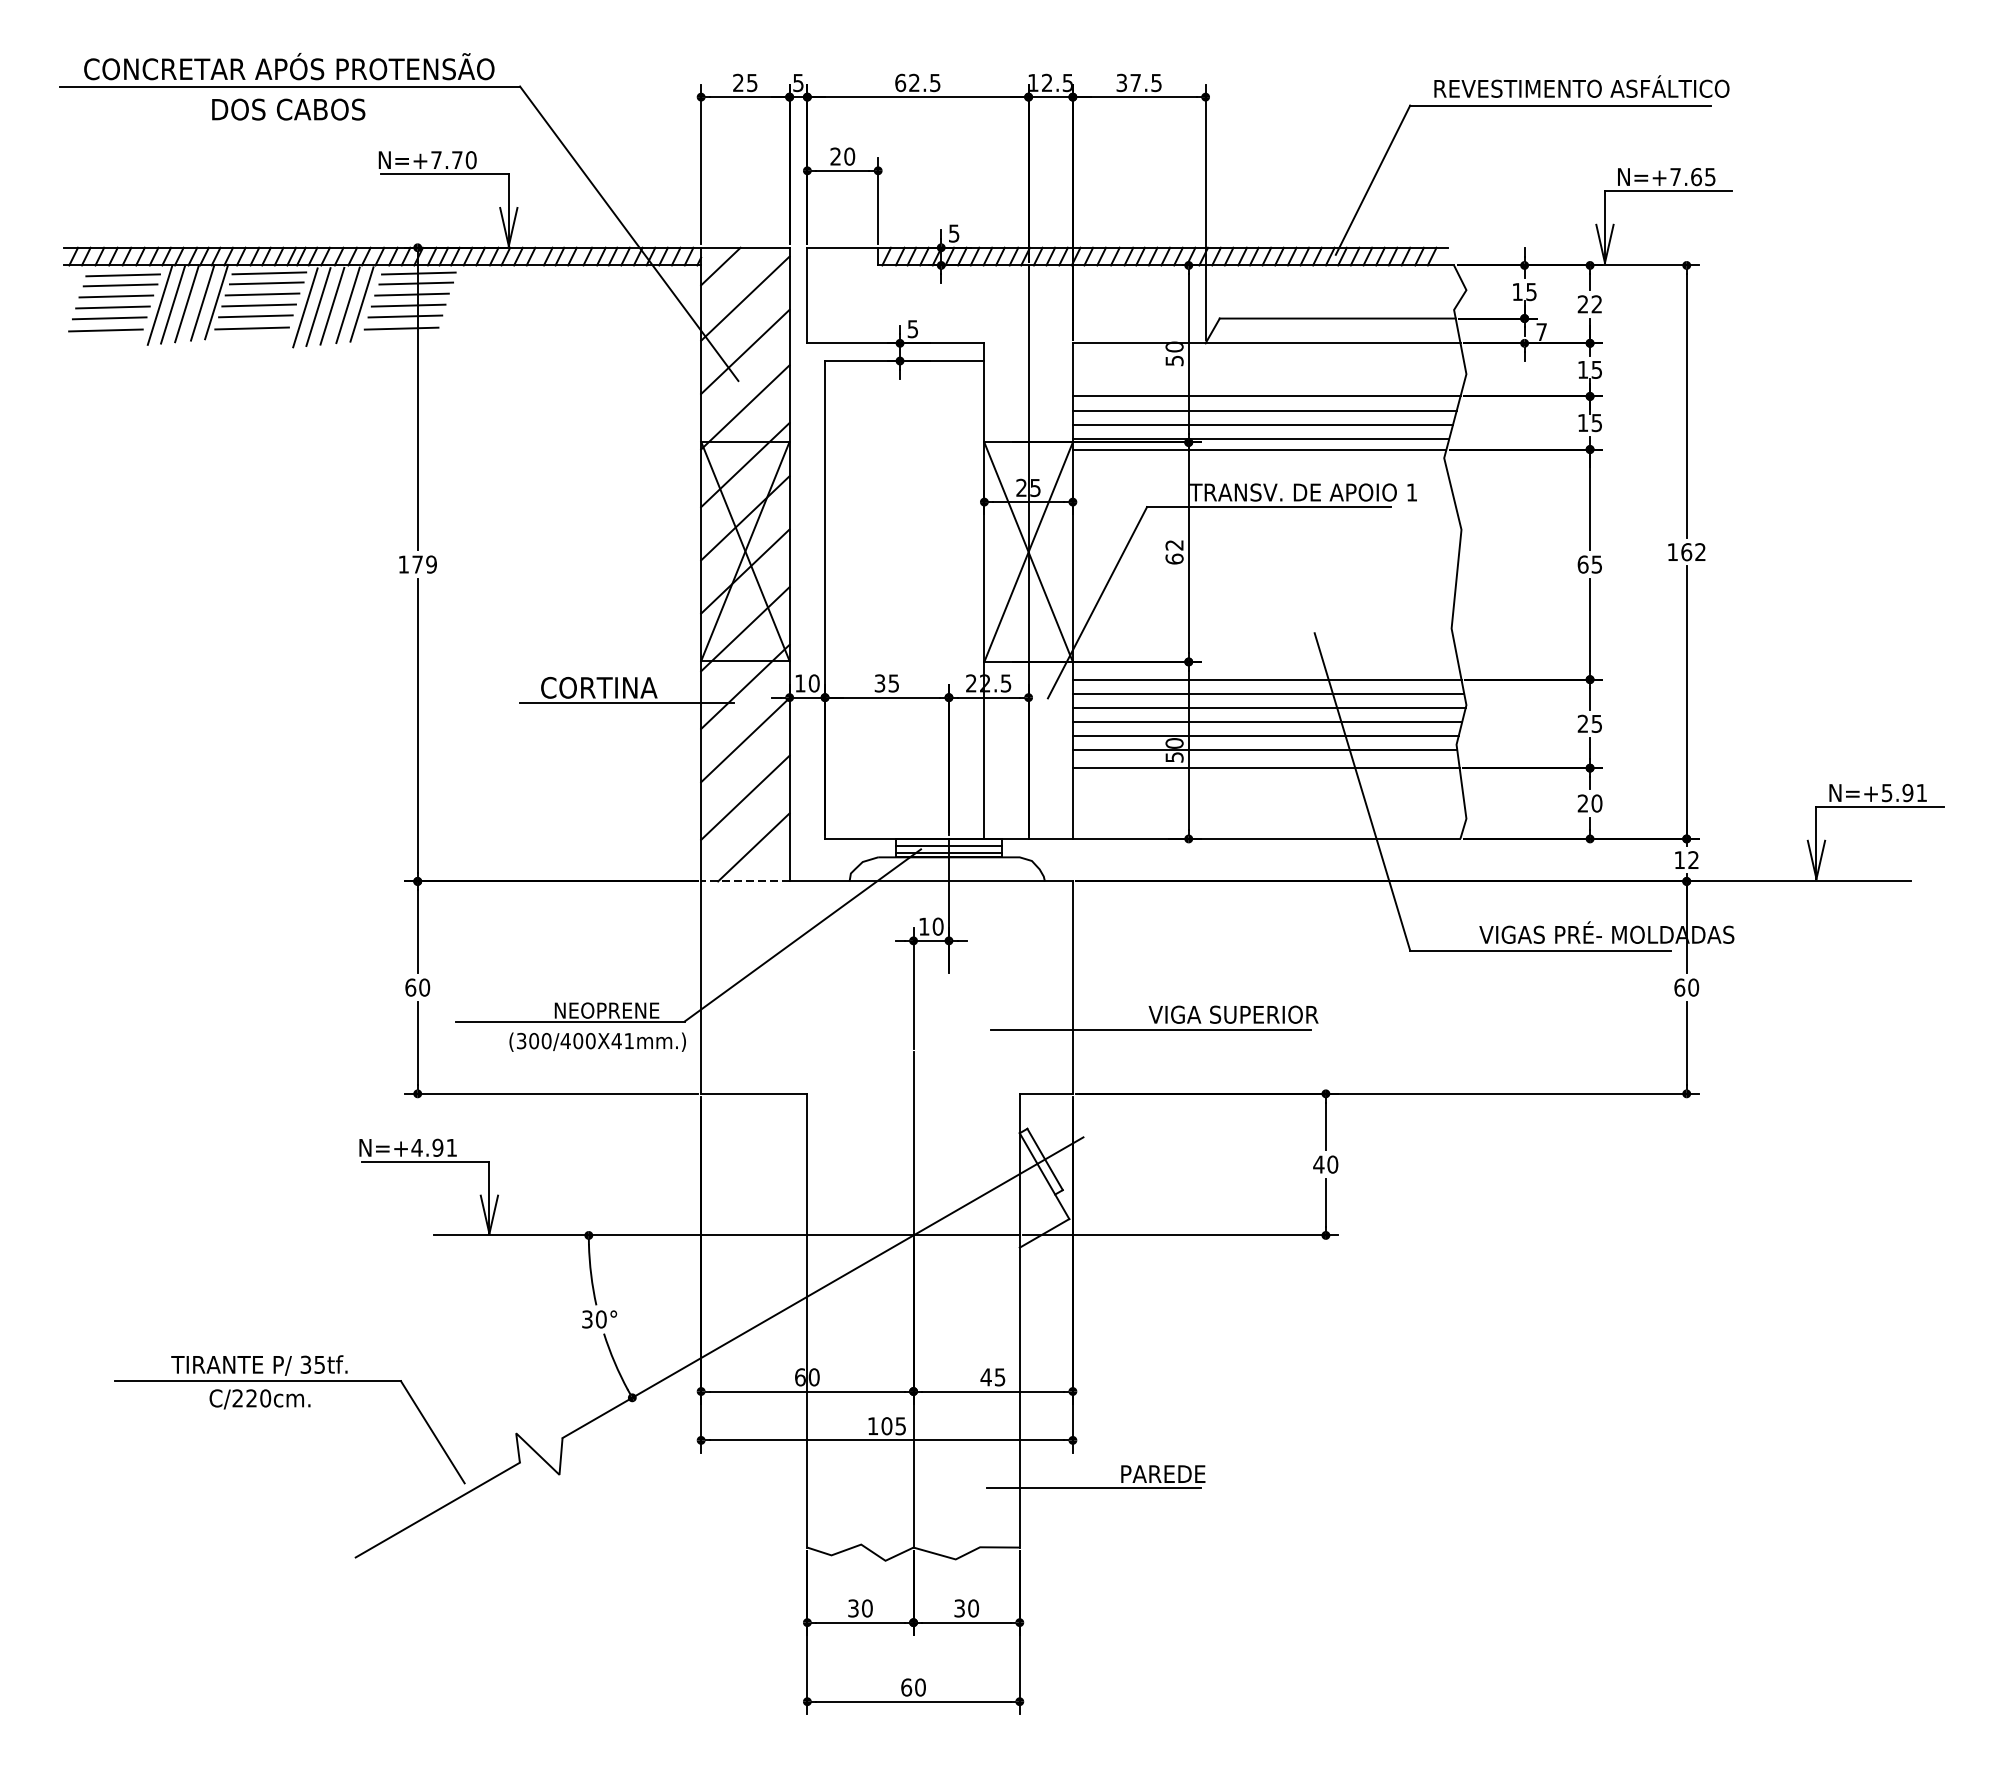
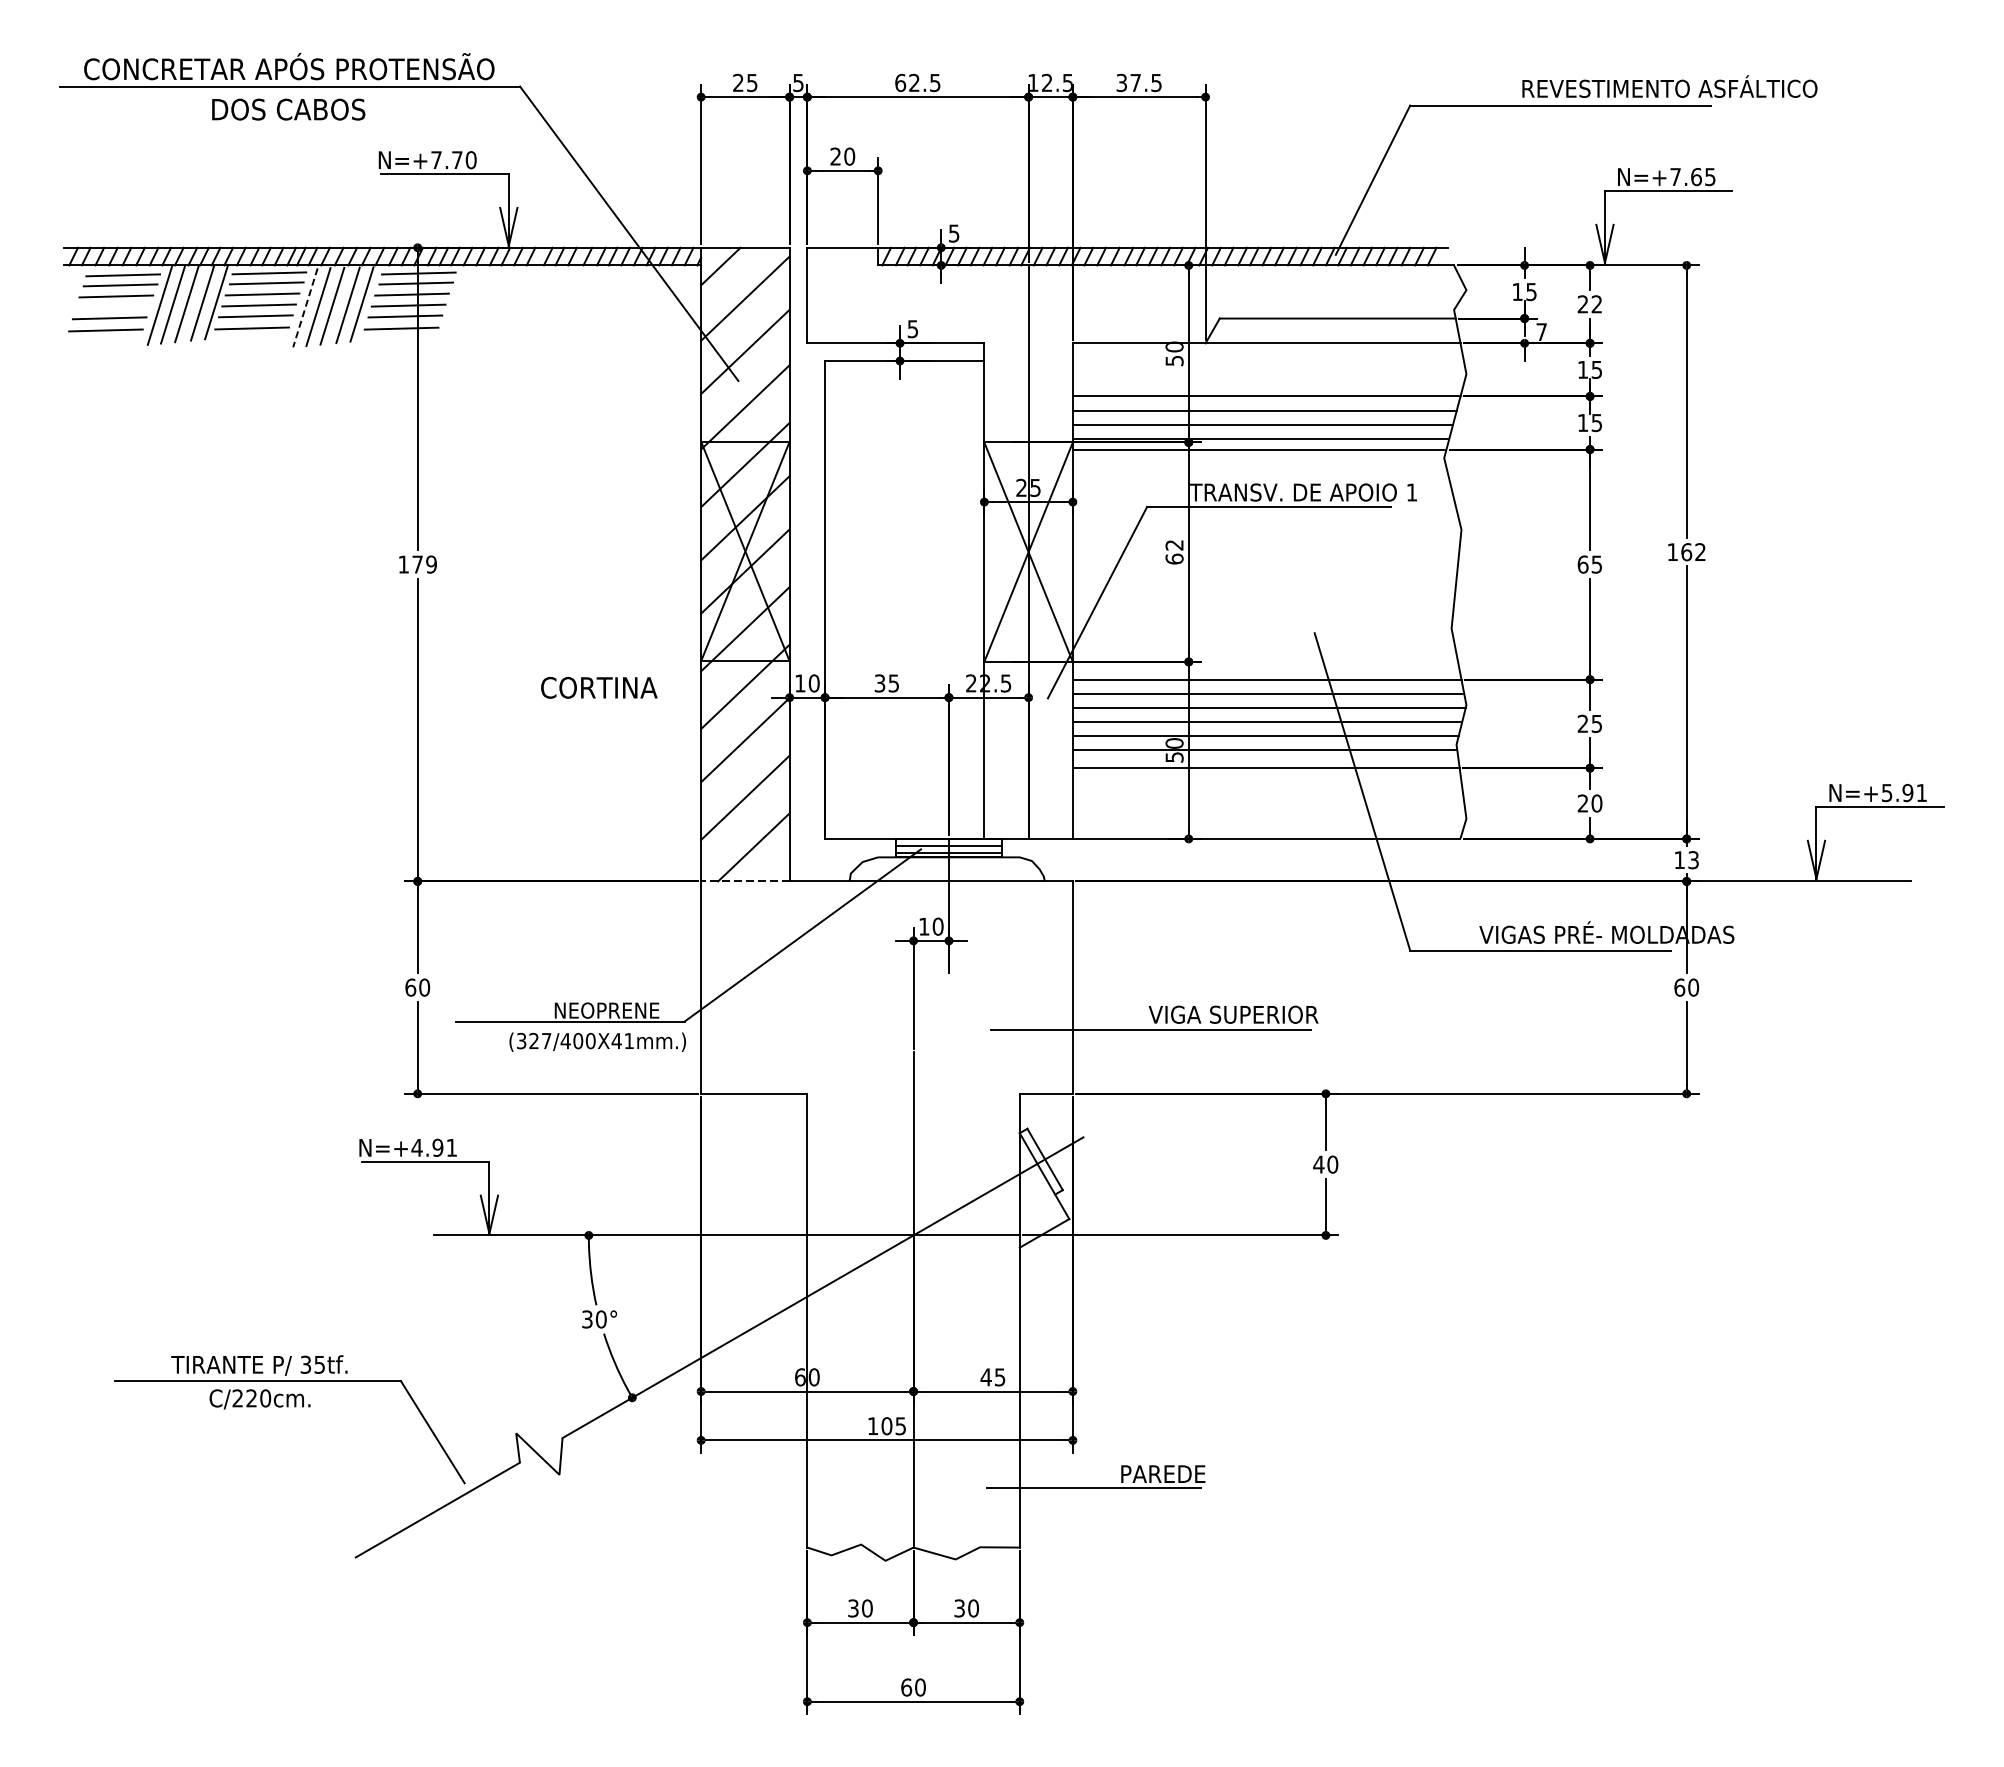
text position: (1581, 86) -> (1669, 86) (1669, 86)
line: present -> none (112, 307)
line: solid -> dashed (305, 308)
line: present -> none (626, 703)
text: 12 -> 13 (1693, 860)
text: (300/400X41mm.) -> (327/400X41mm.) (540, 1040)
